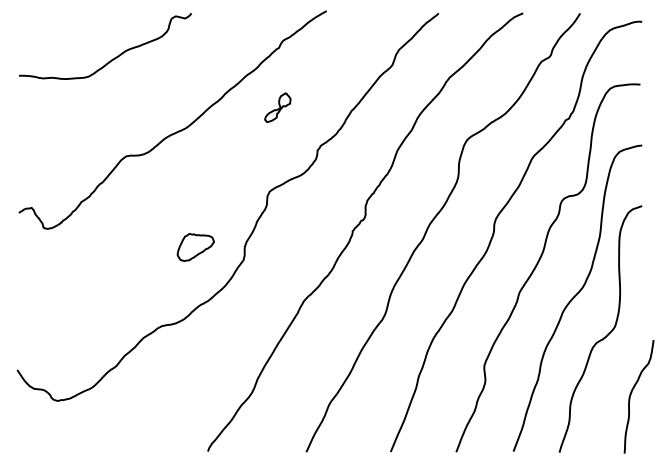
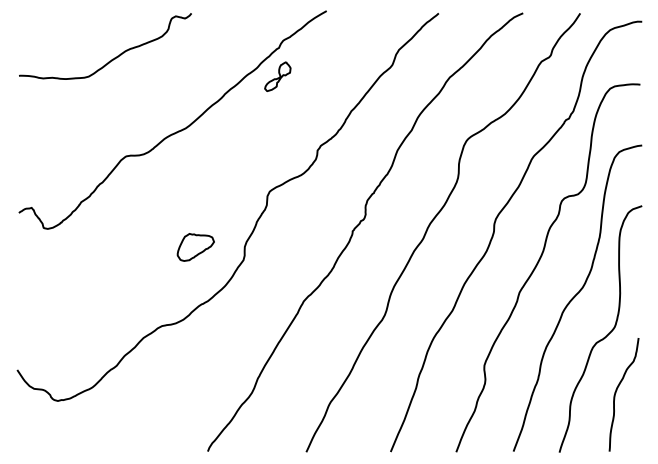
part position: (277, 107) -> (277, 76) (277, 76)
curve position: (631, 395) -> (616, 393) (616, 393)
